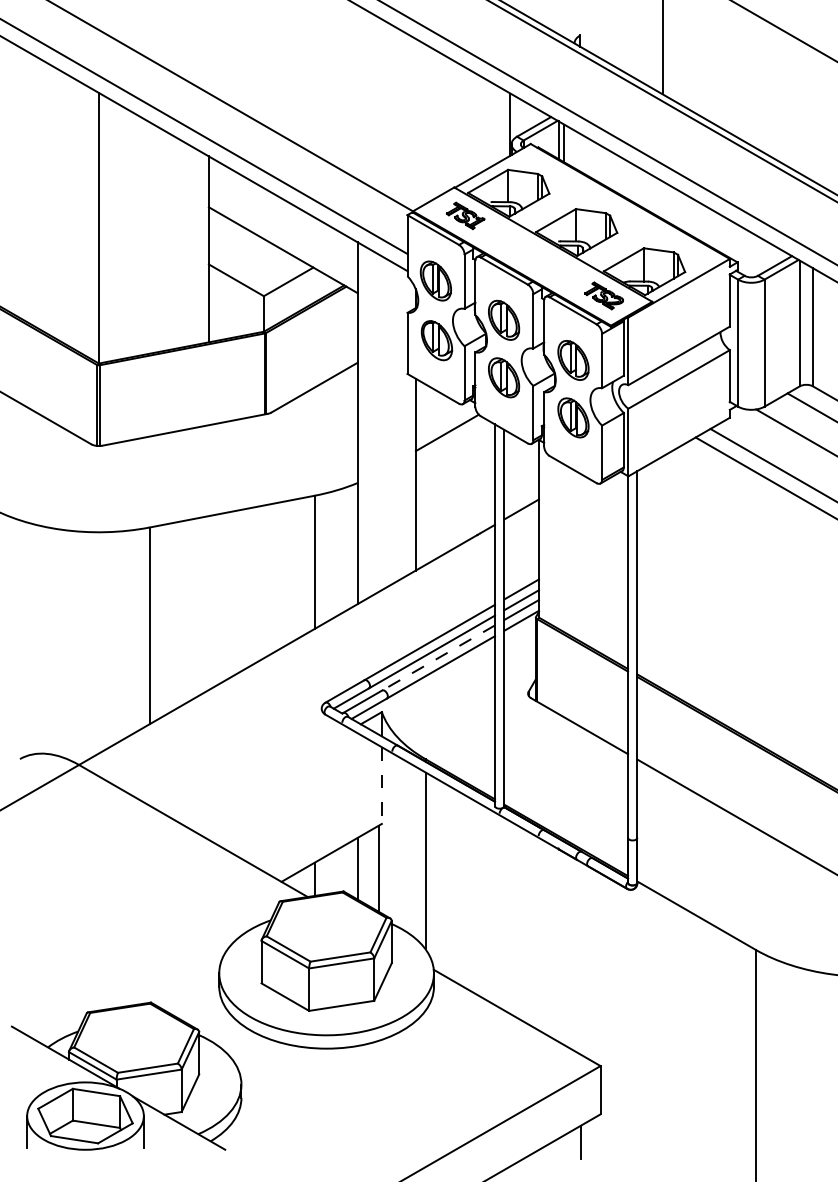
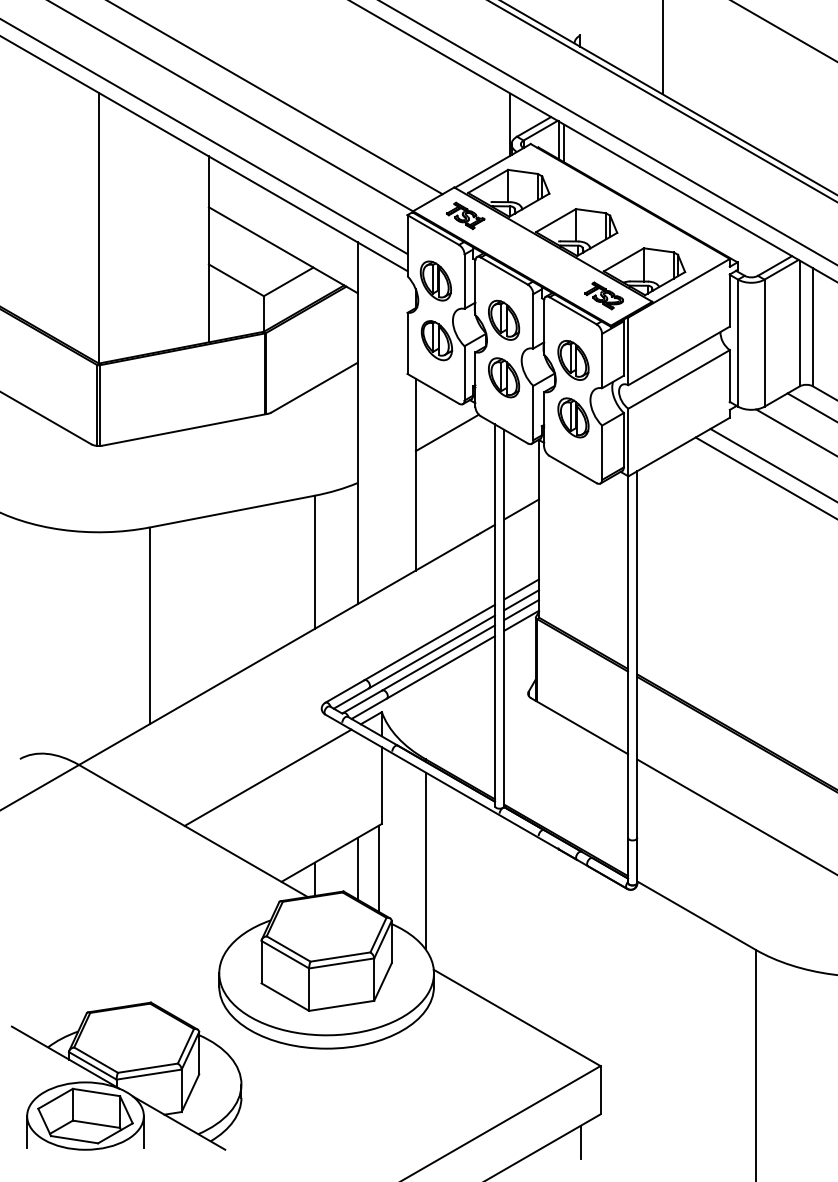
line: none -> present (275, 98)
line: dashed -> solid (438, 658)
line: none -> present (267, 777)
line: dashed -> solid (381, 786)
